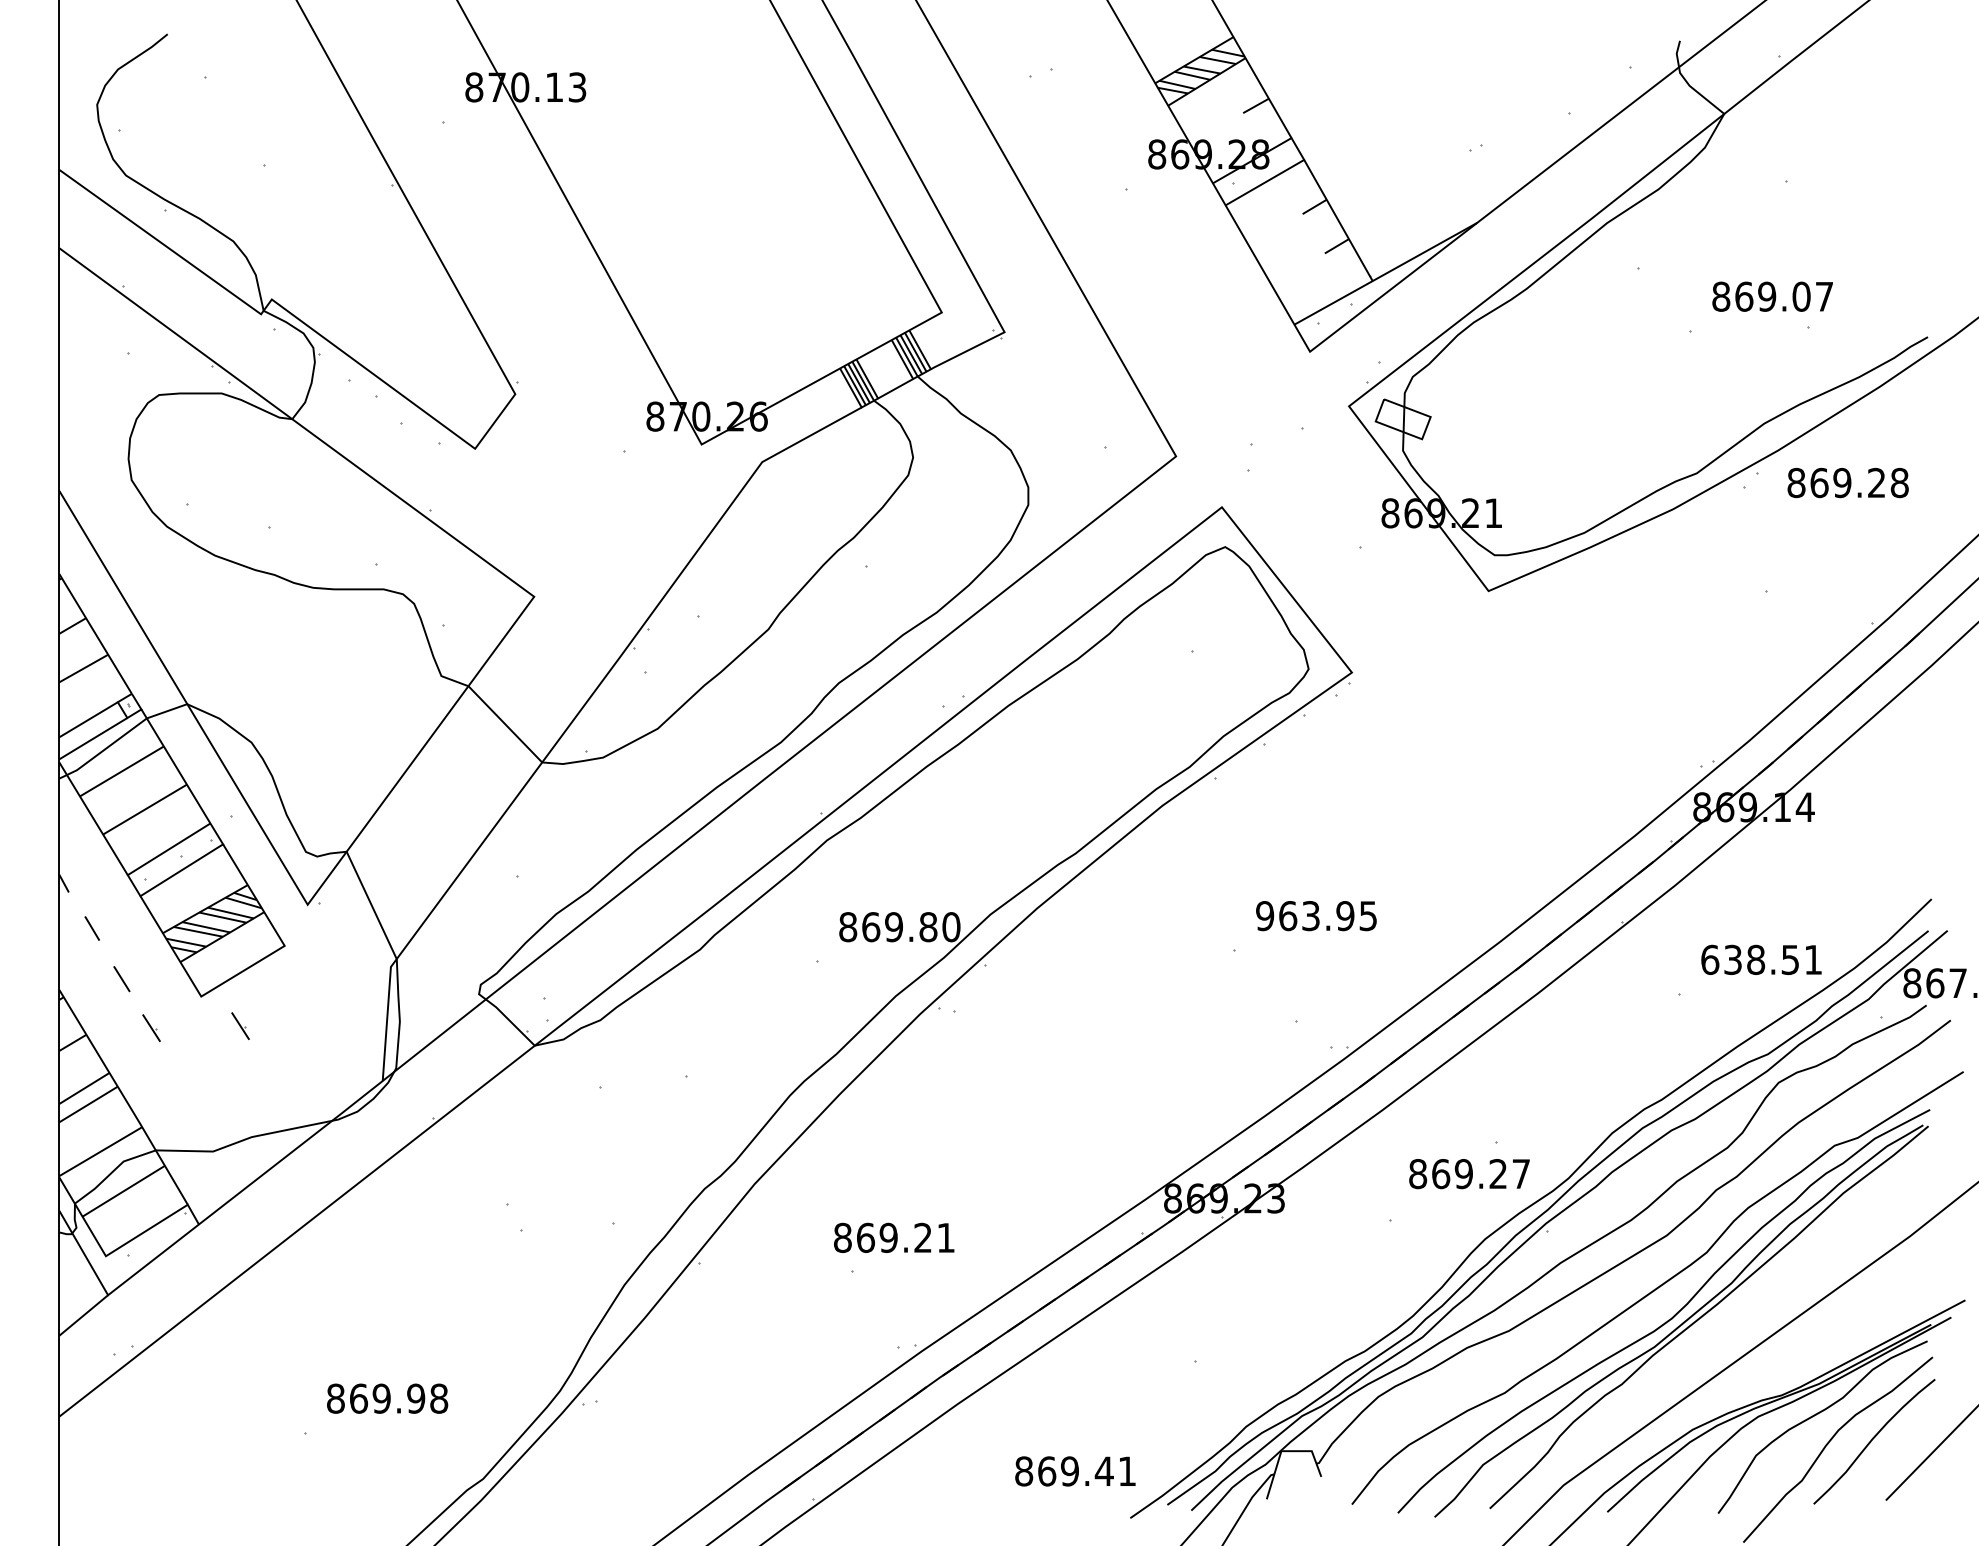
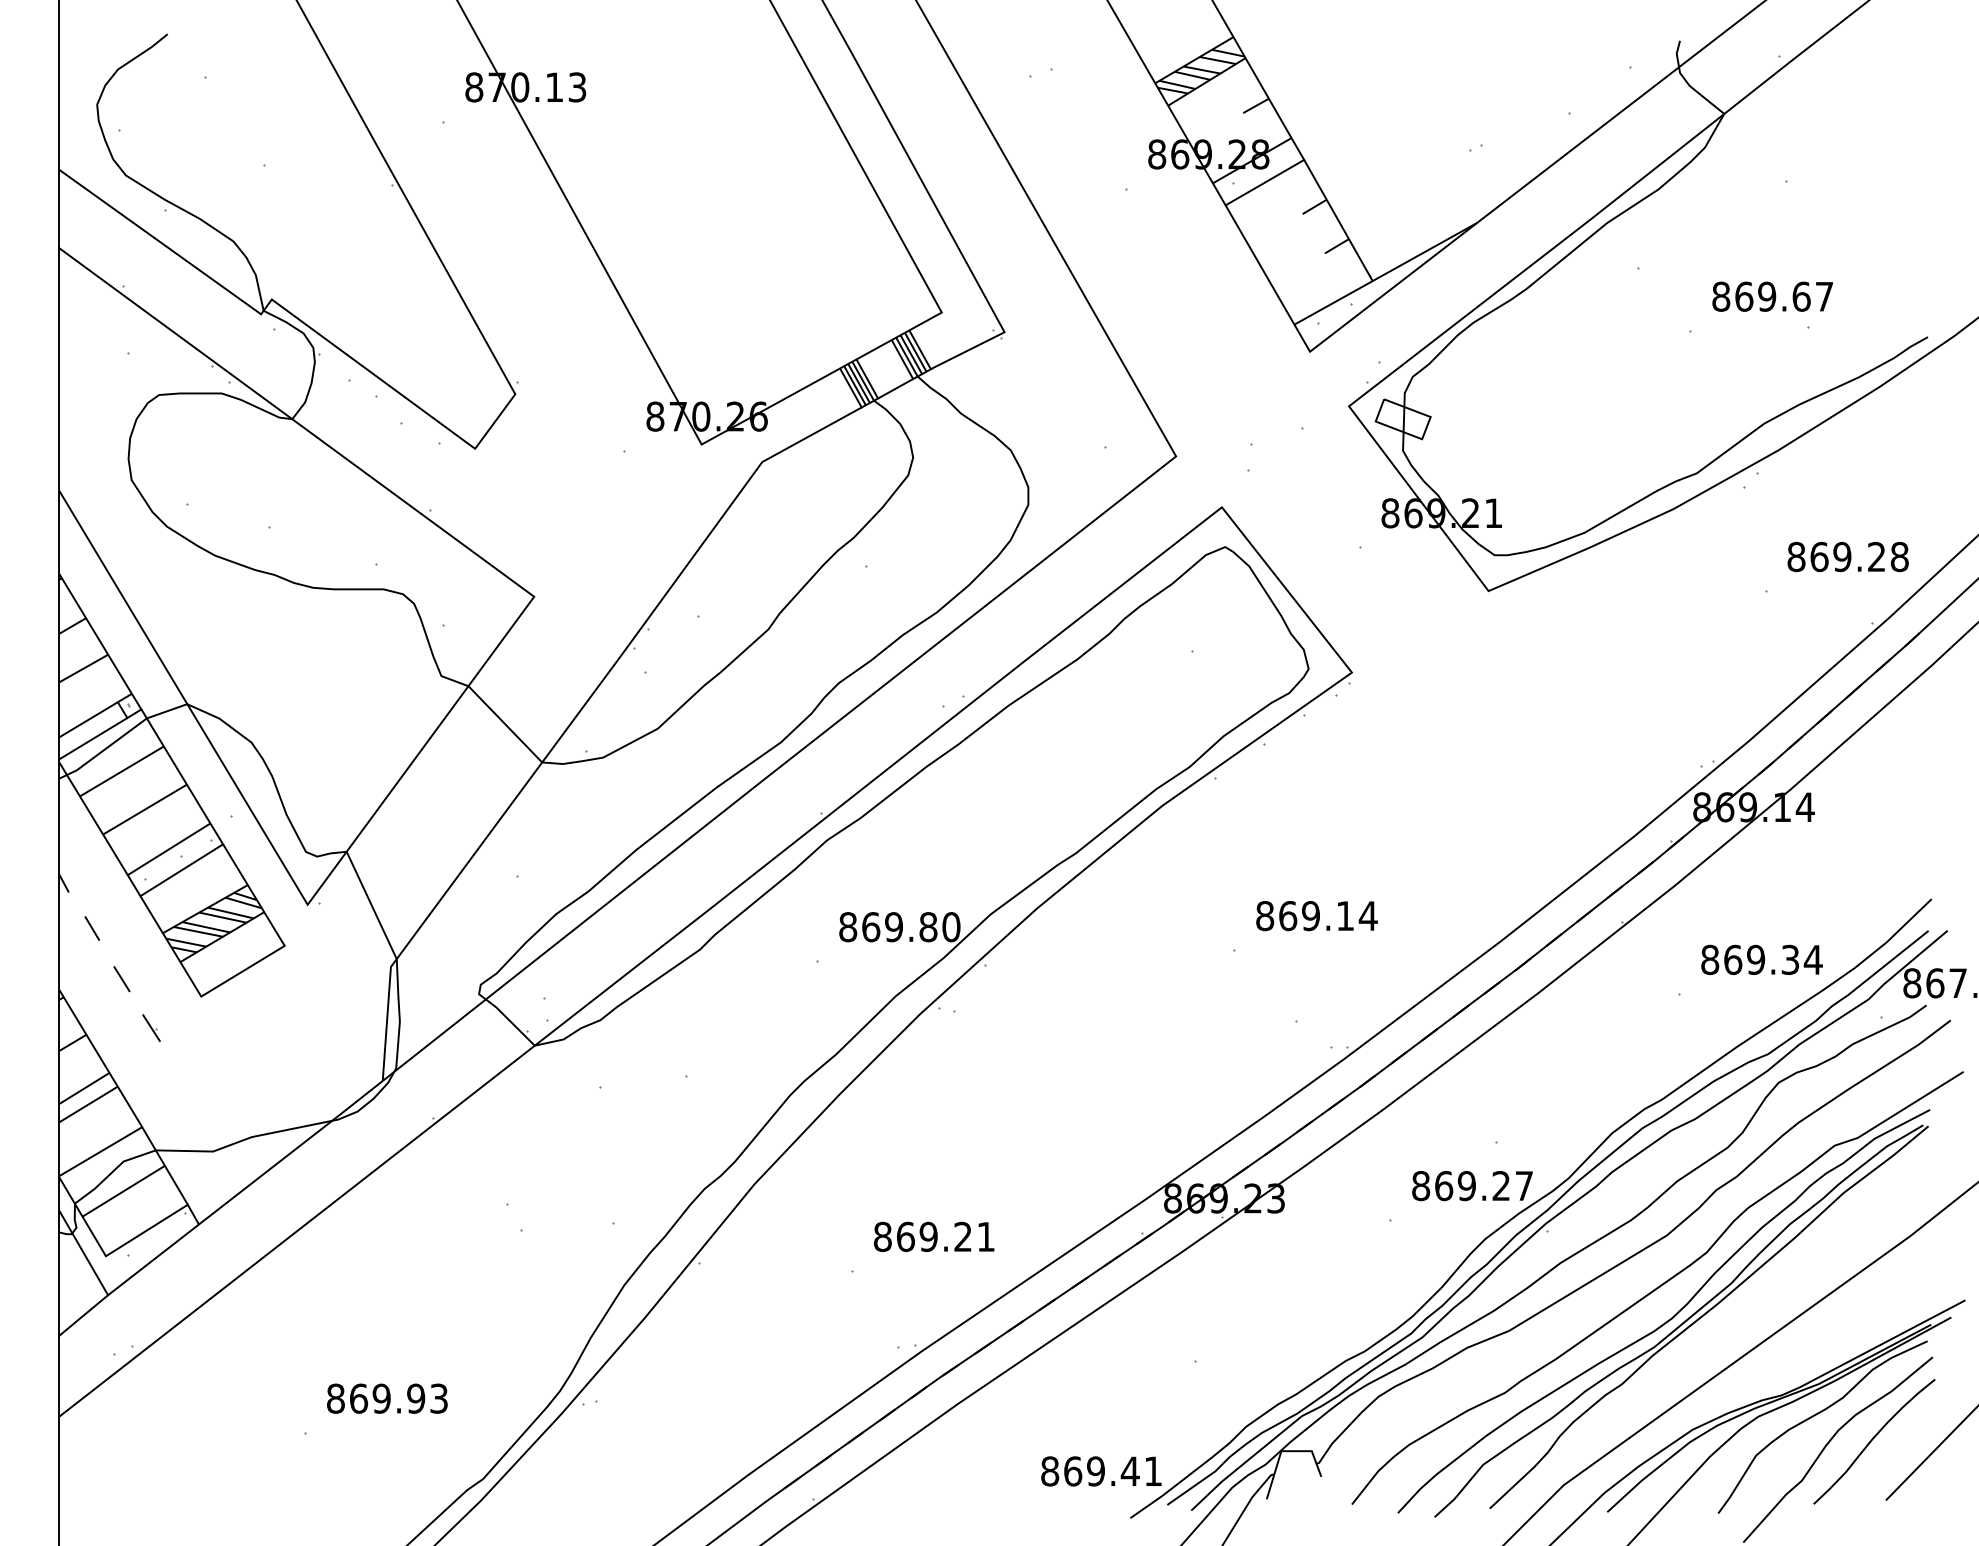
text: 869.07 -> 869.67 (1801, 296)
text position: (1847, 482) -> (1847, 556) (1847, 556)
text: 963.95 -> 869.14 (1316, 916)
text: 638.51 -> 869.34 (1761, 959)
part: present -> none (240, 1025)
text position: (1469, 1174) -> (1472, 1186) (1472, 1186)
text position: (894, 1237) -> (934, 1236) (934, 1236)
text: 869.98 -> 869.93 (439, 1398)
text position: (1075, 1471) -> (1101, 1471) (1101, 1471)
